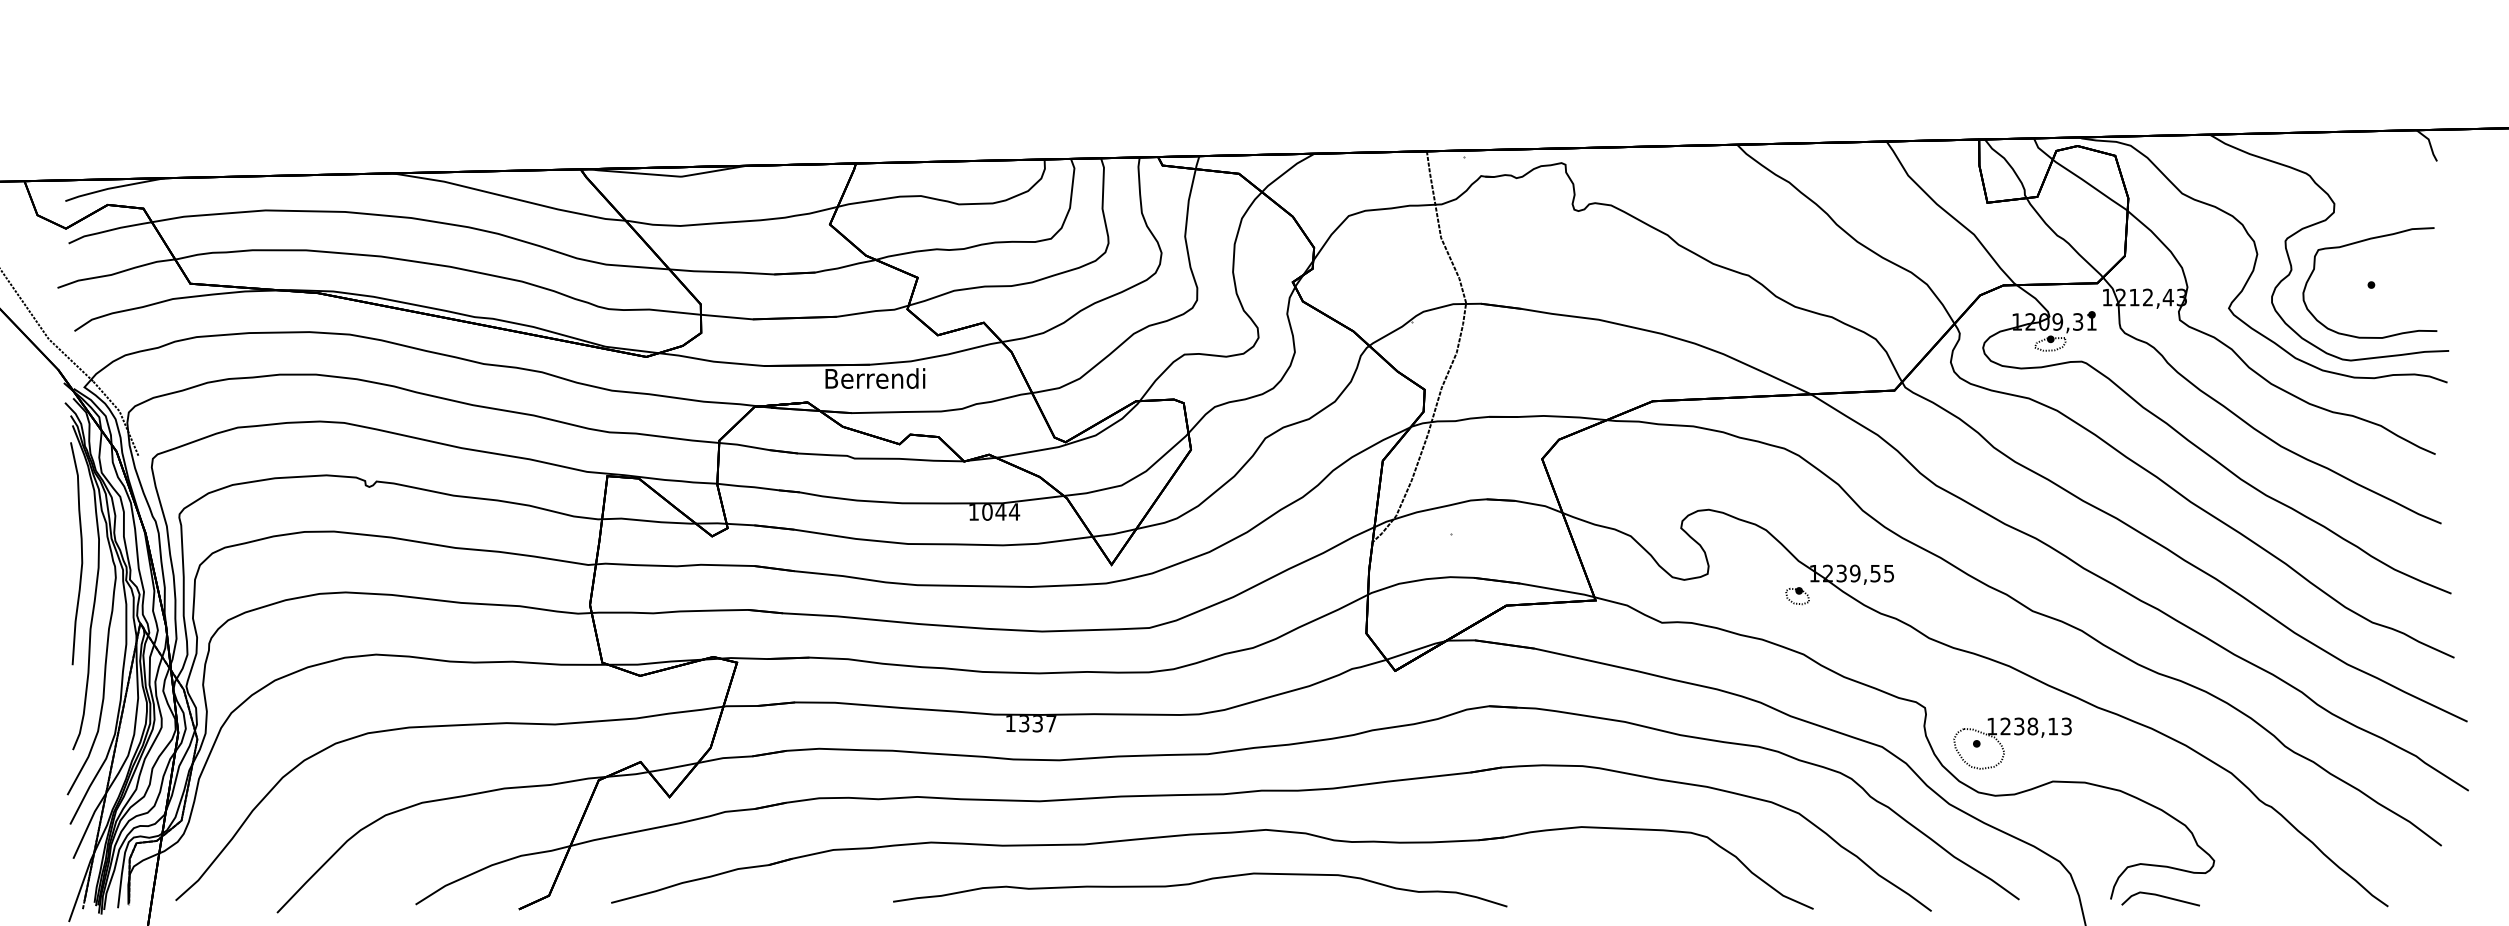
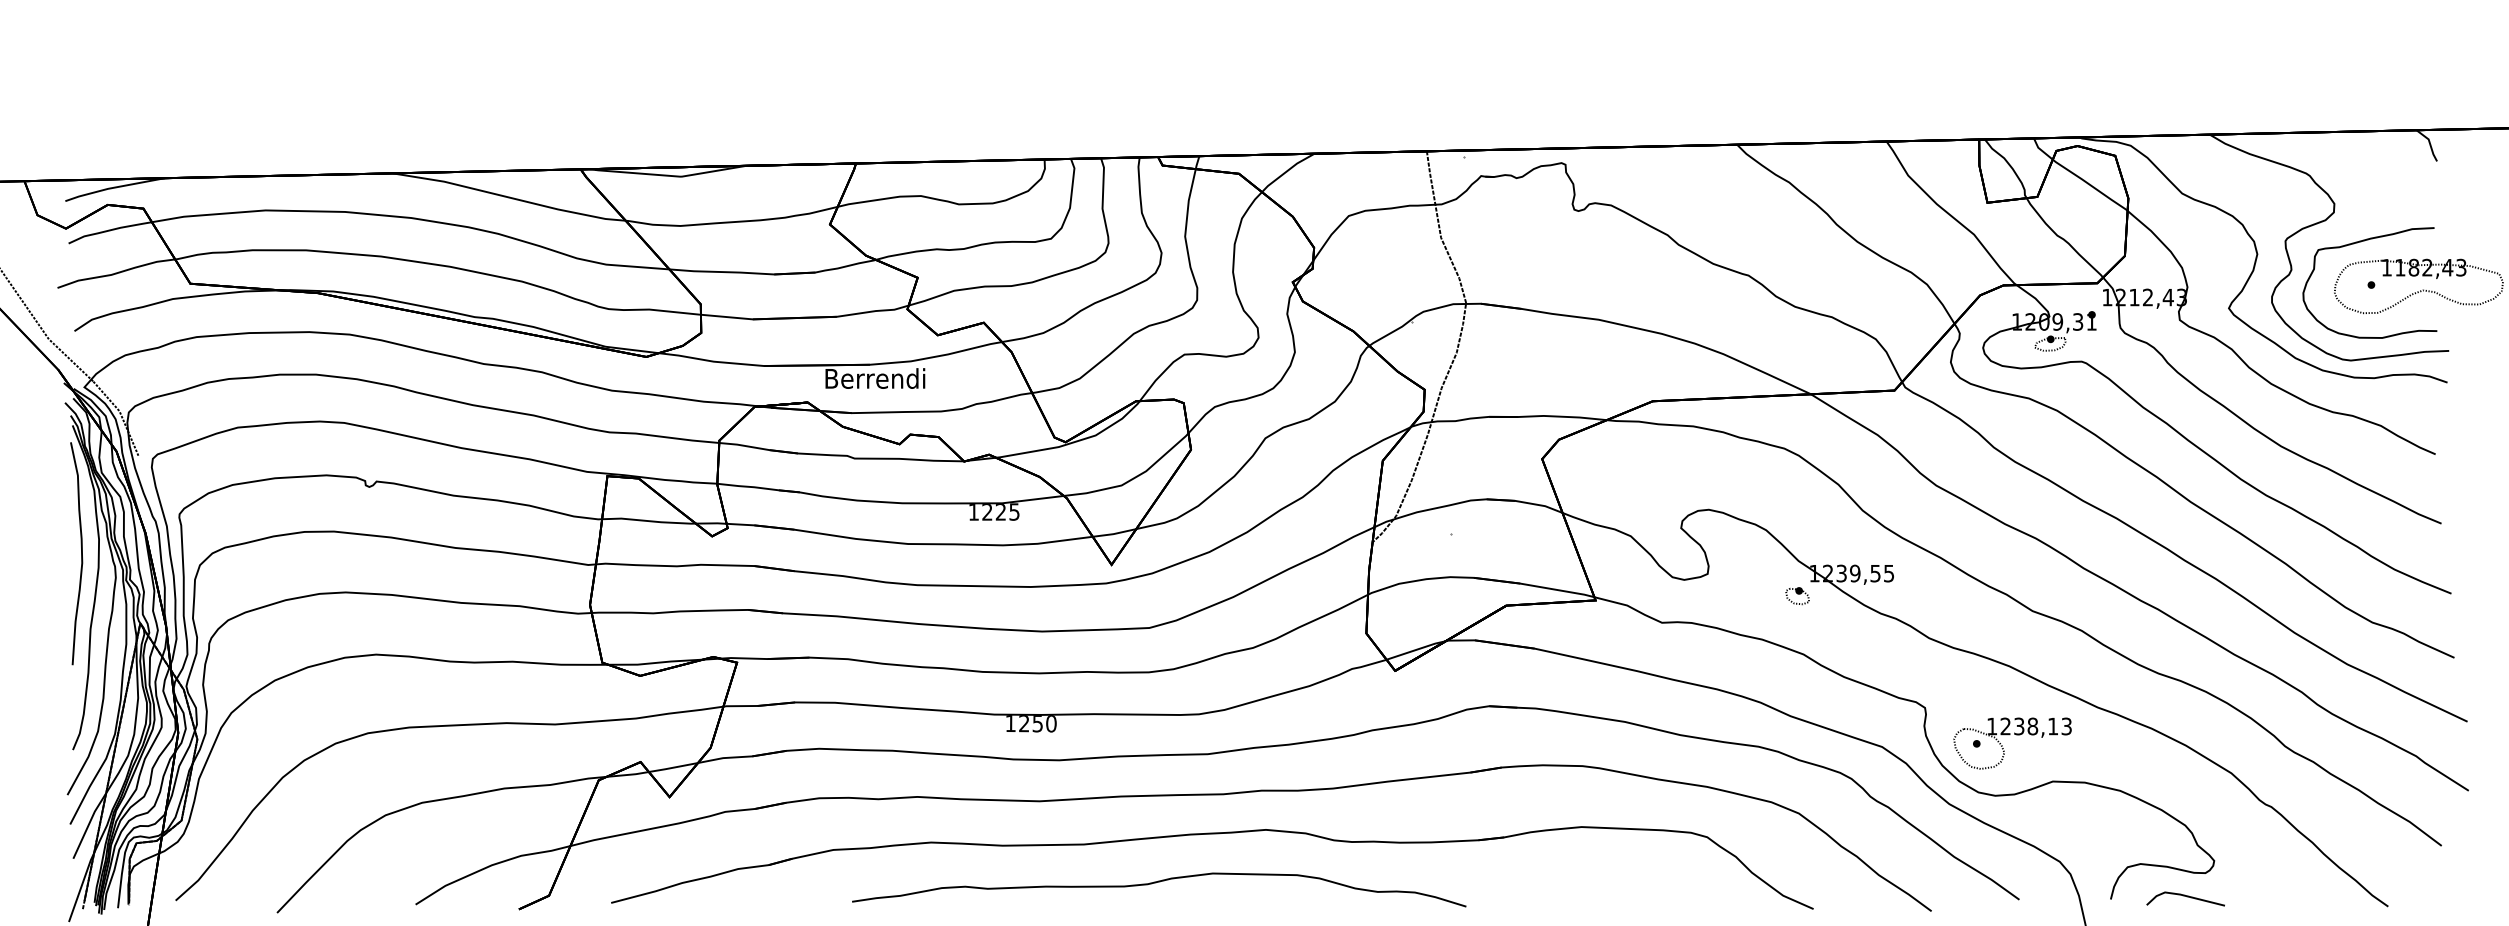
part: none -> present (2418, 286)
text: 1044 -> 1225 (1001, 511)
text: 1337 -> 1250 (1037, 723)
curve position: (1197, 883) -> (1156, 883) (1156, 883)
line position: (2160, 896) -> (2185, 896) (2185, 896)
